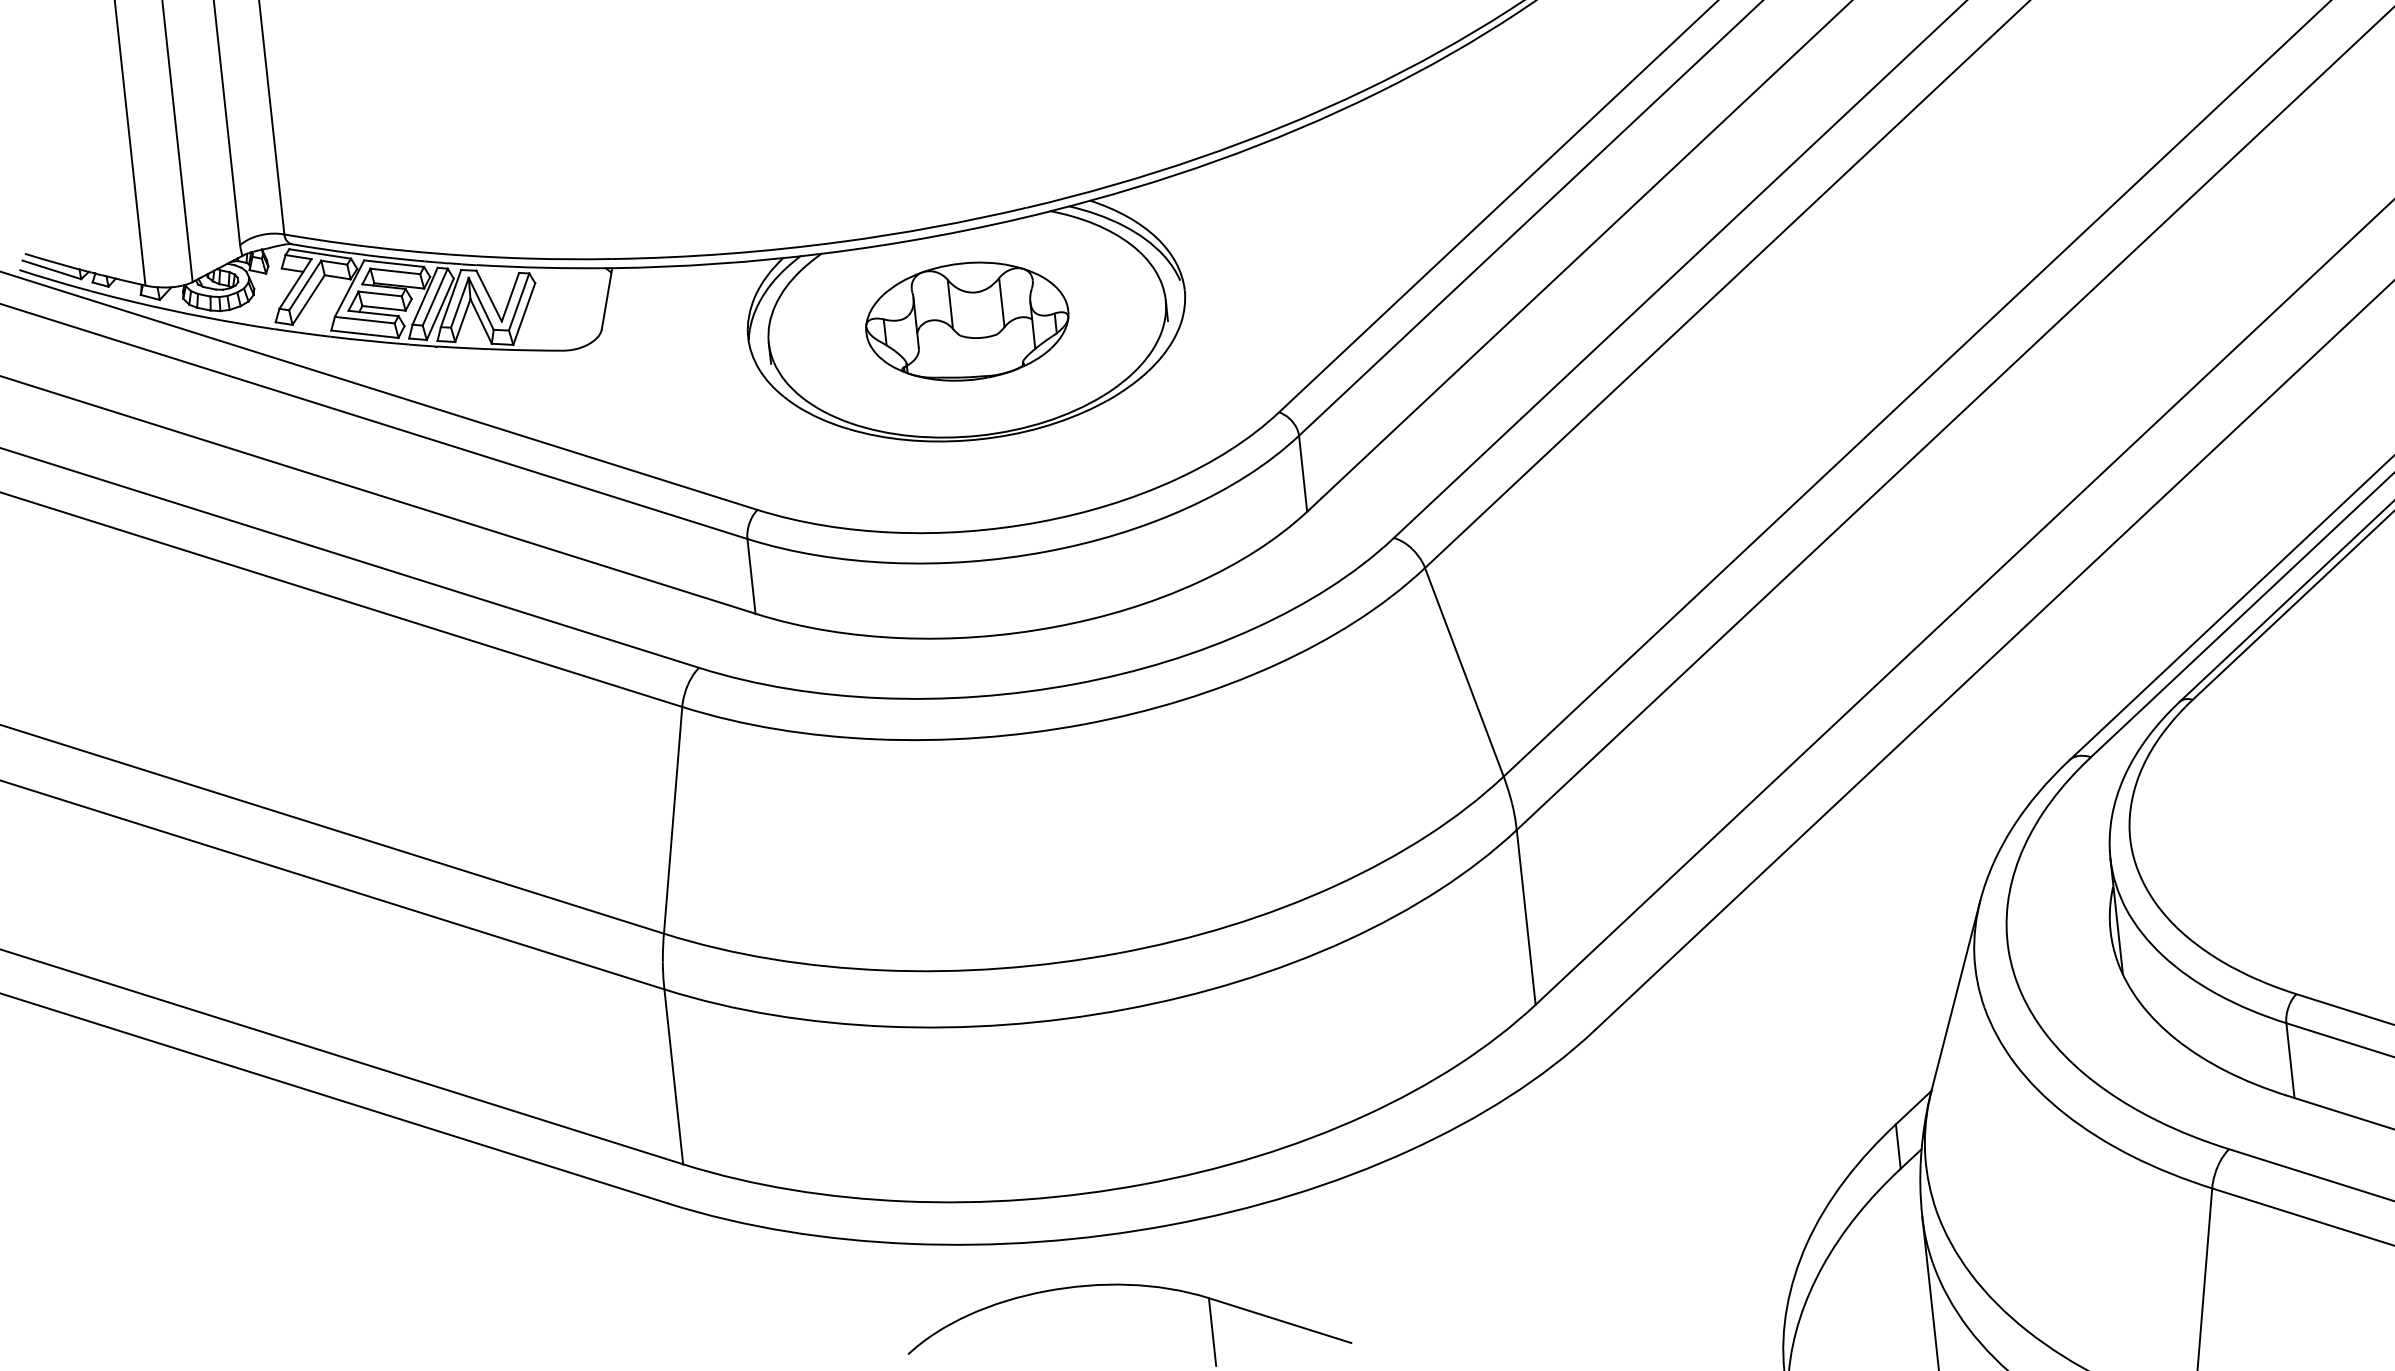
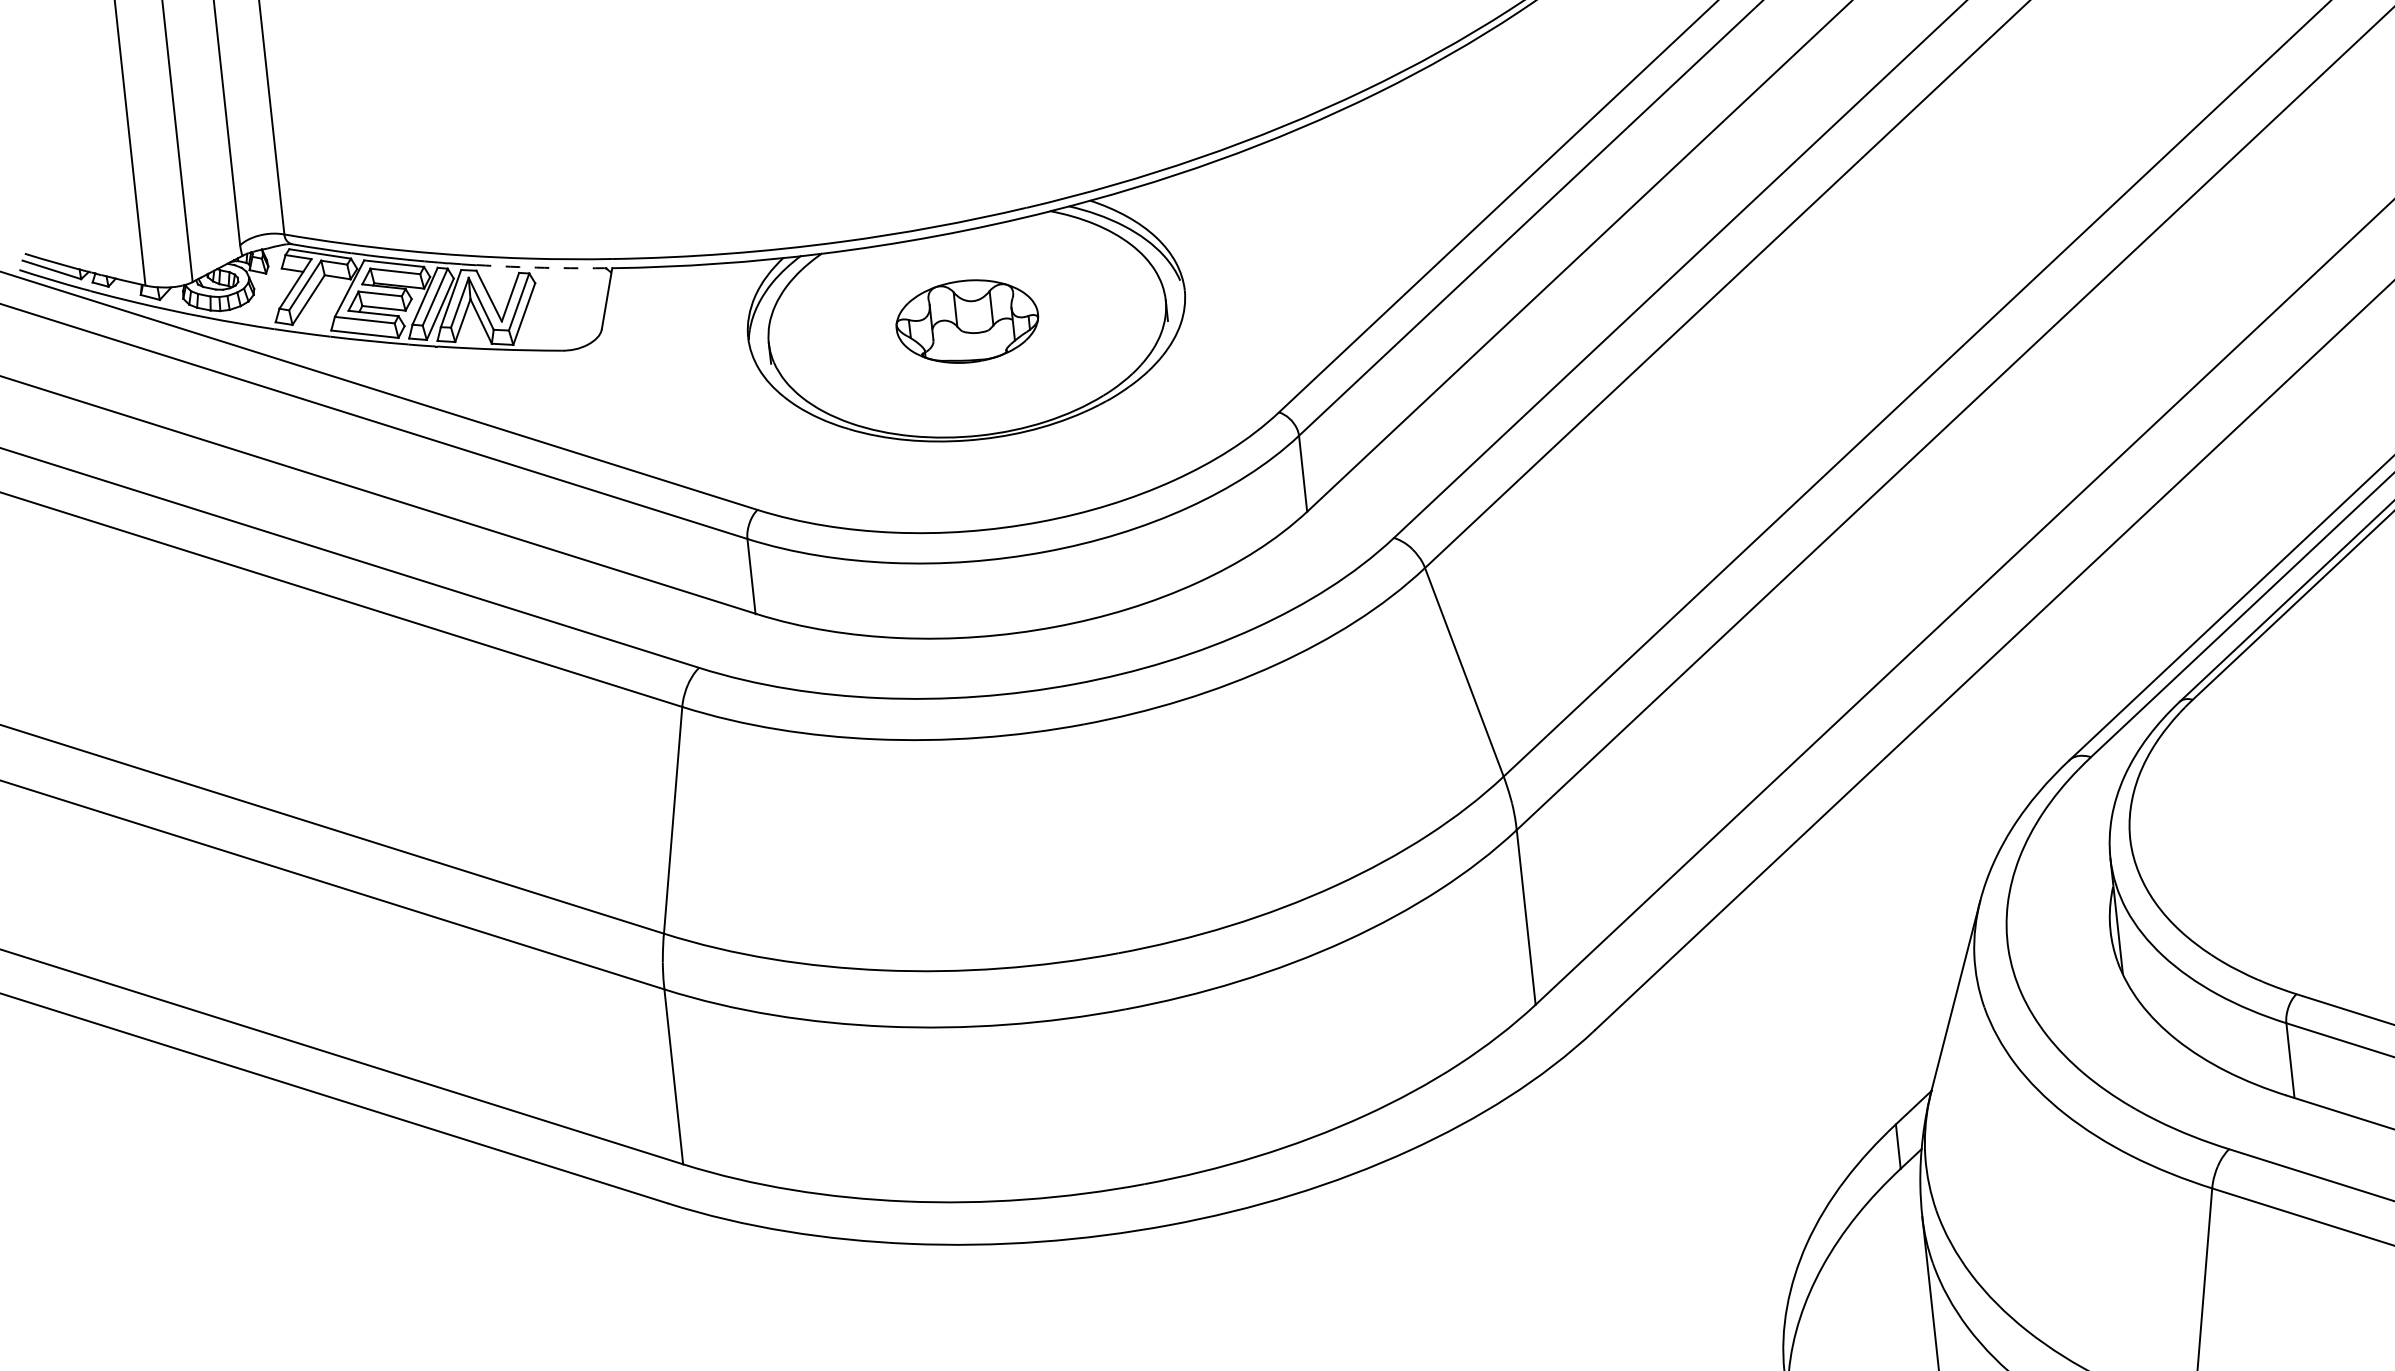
arc: solid -> dashed (544, 267)
part size: 205x121 px -> 145x85 px (967, 321)
part: present -> none (1135, 1286)
